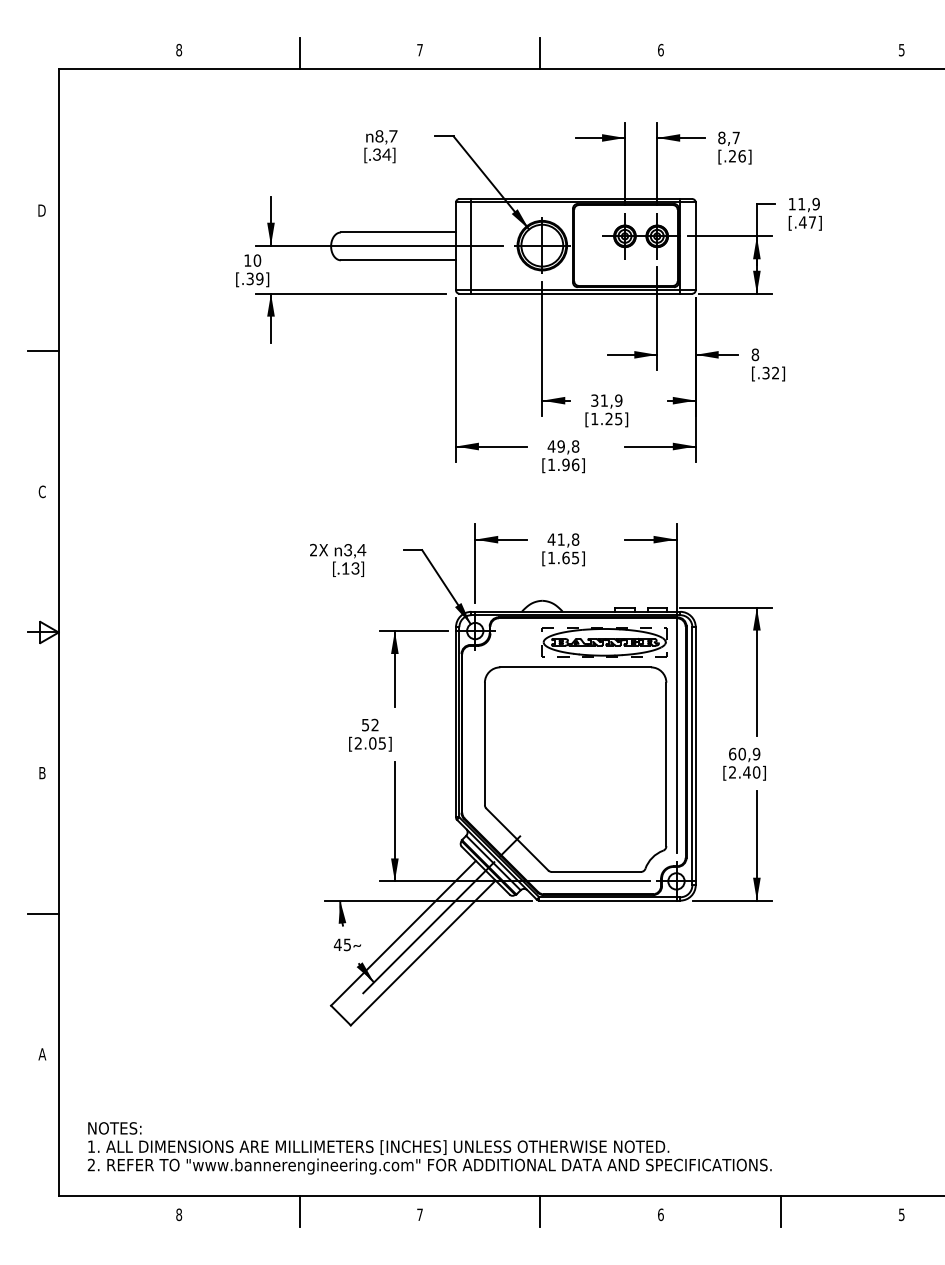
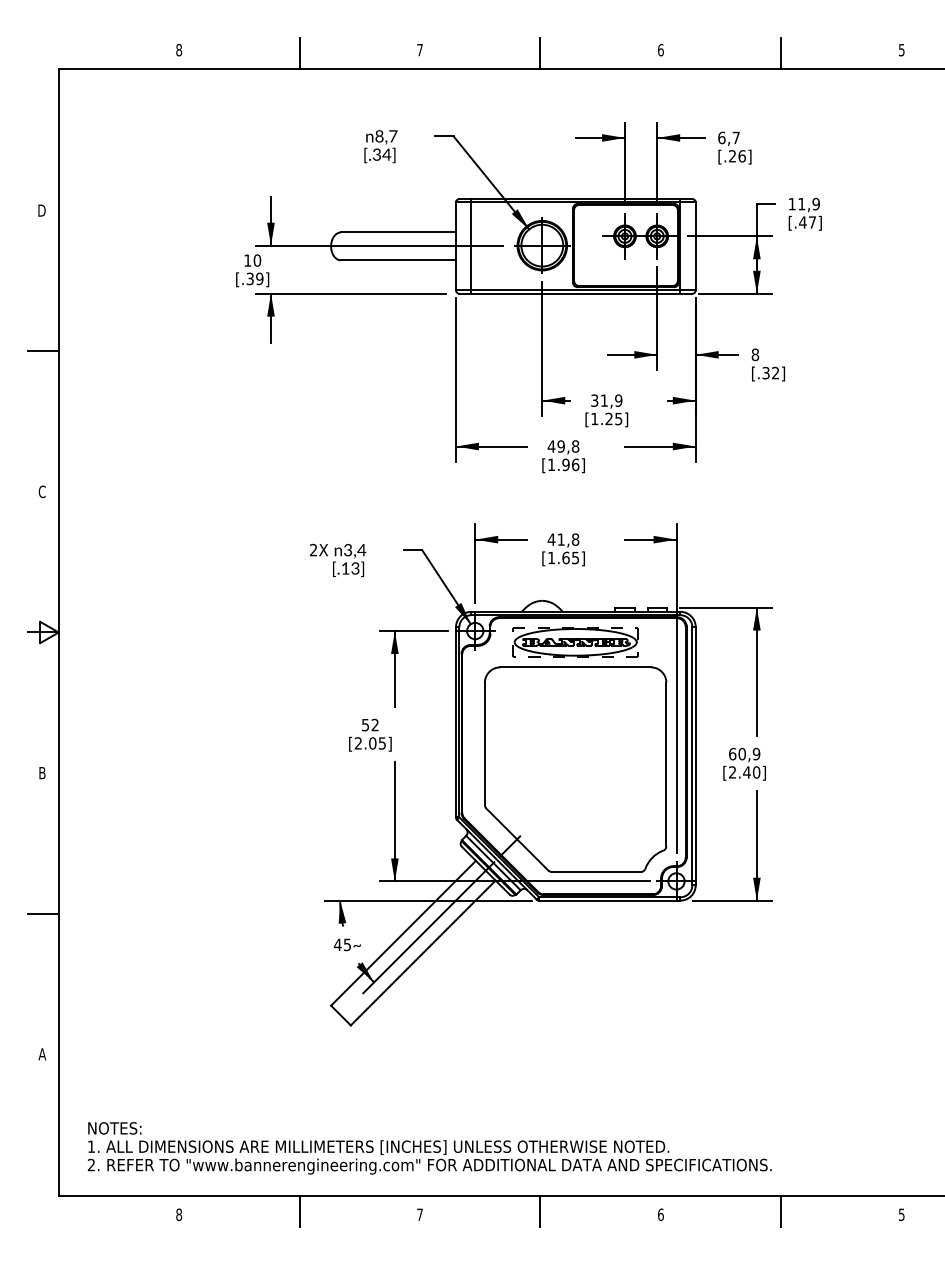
line: none -> present (781, 52)
text: 8,7 -> 6,7 (721, 137)
part position: (604, 642) -> (575, 642) (575, 642)
